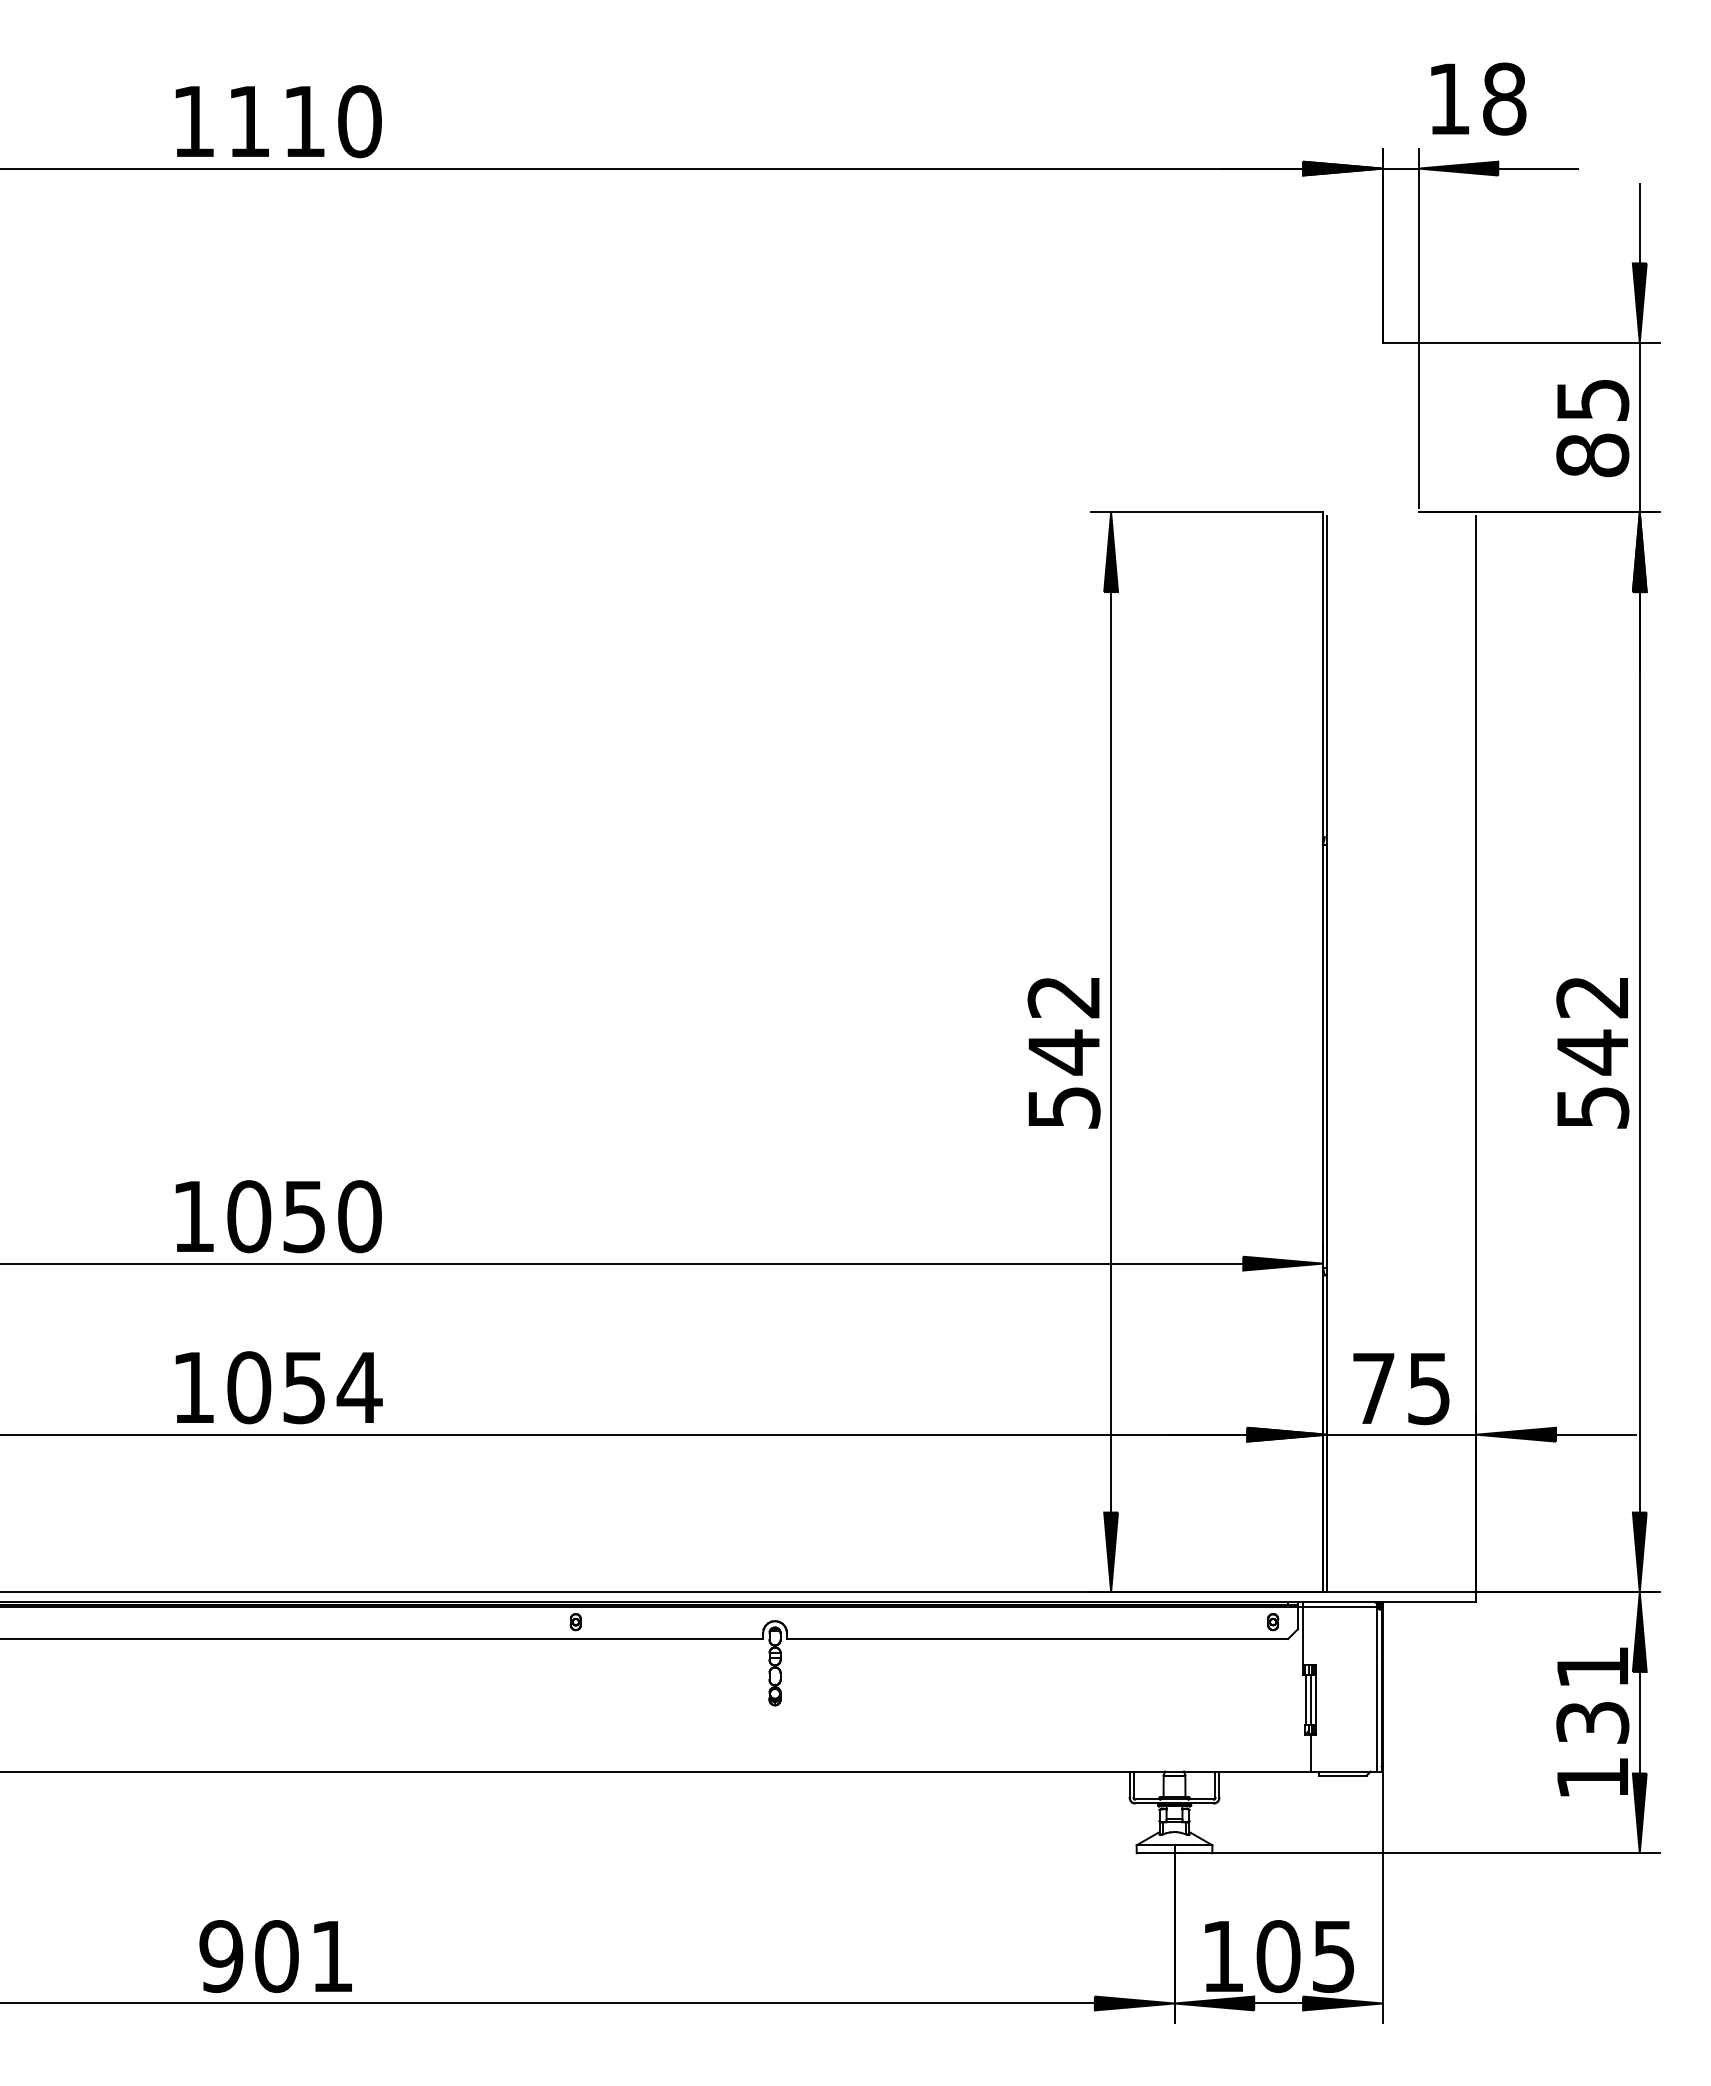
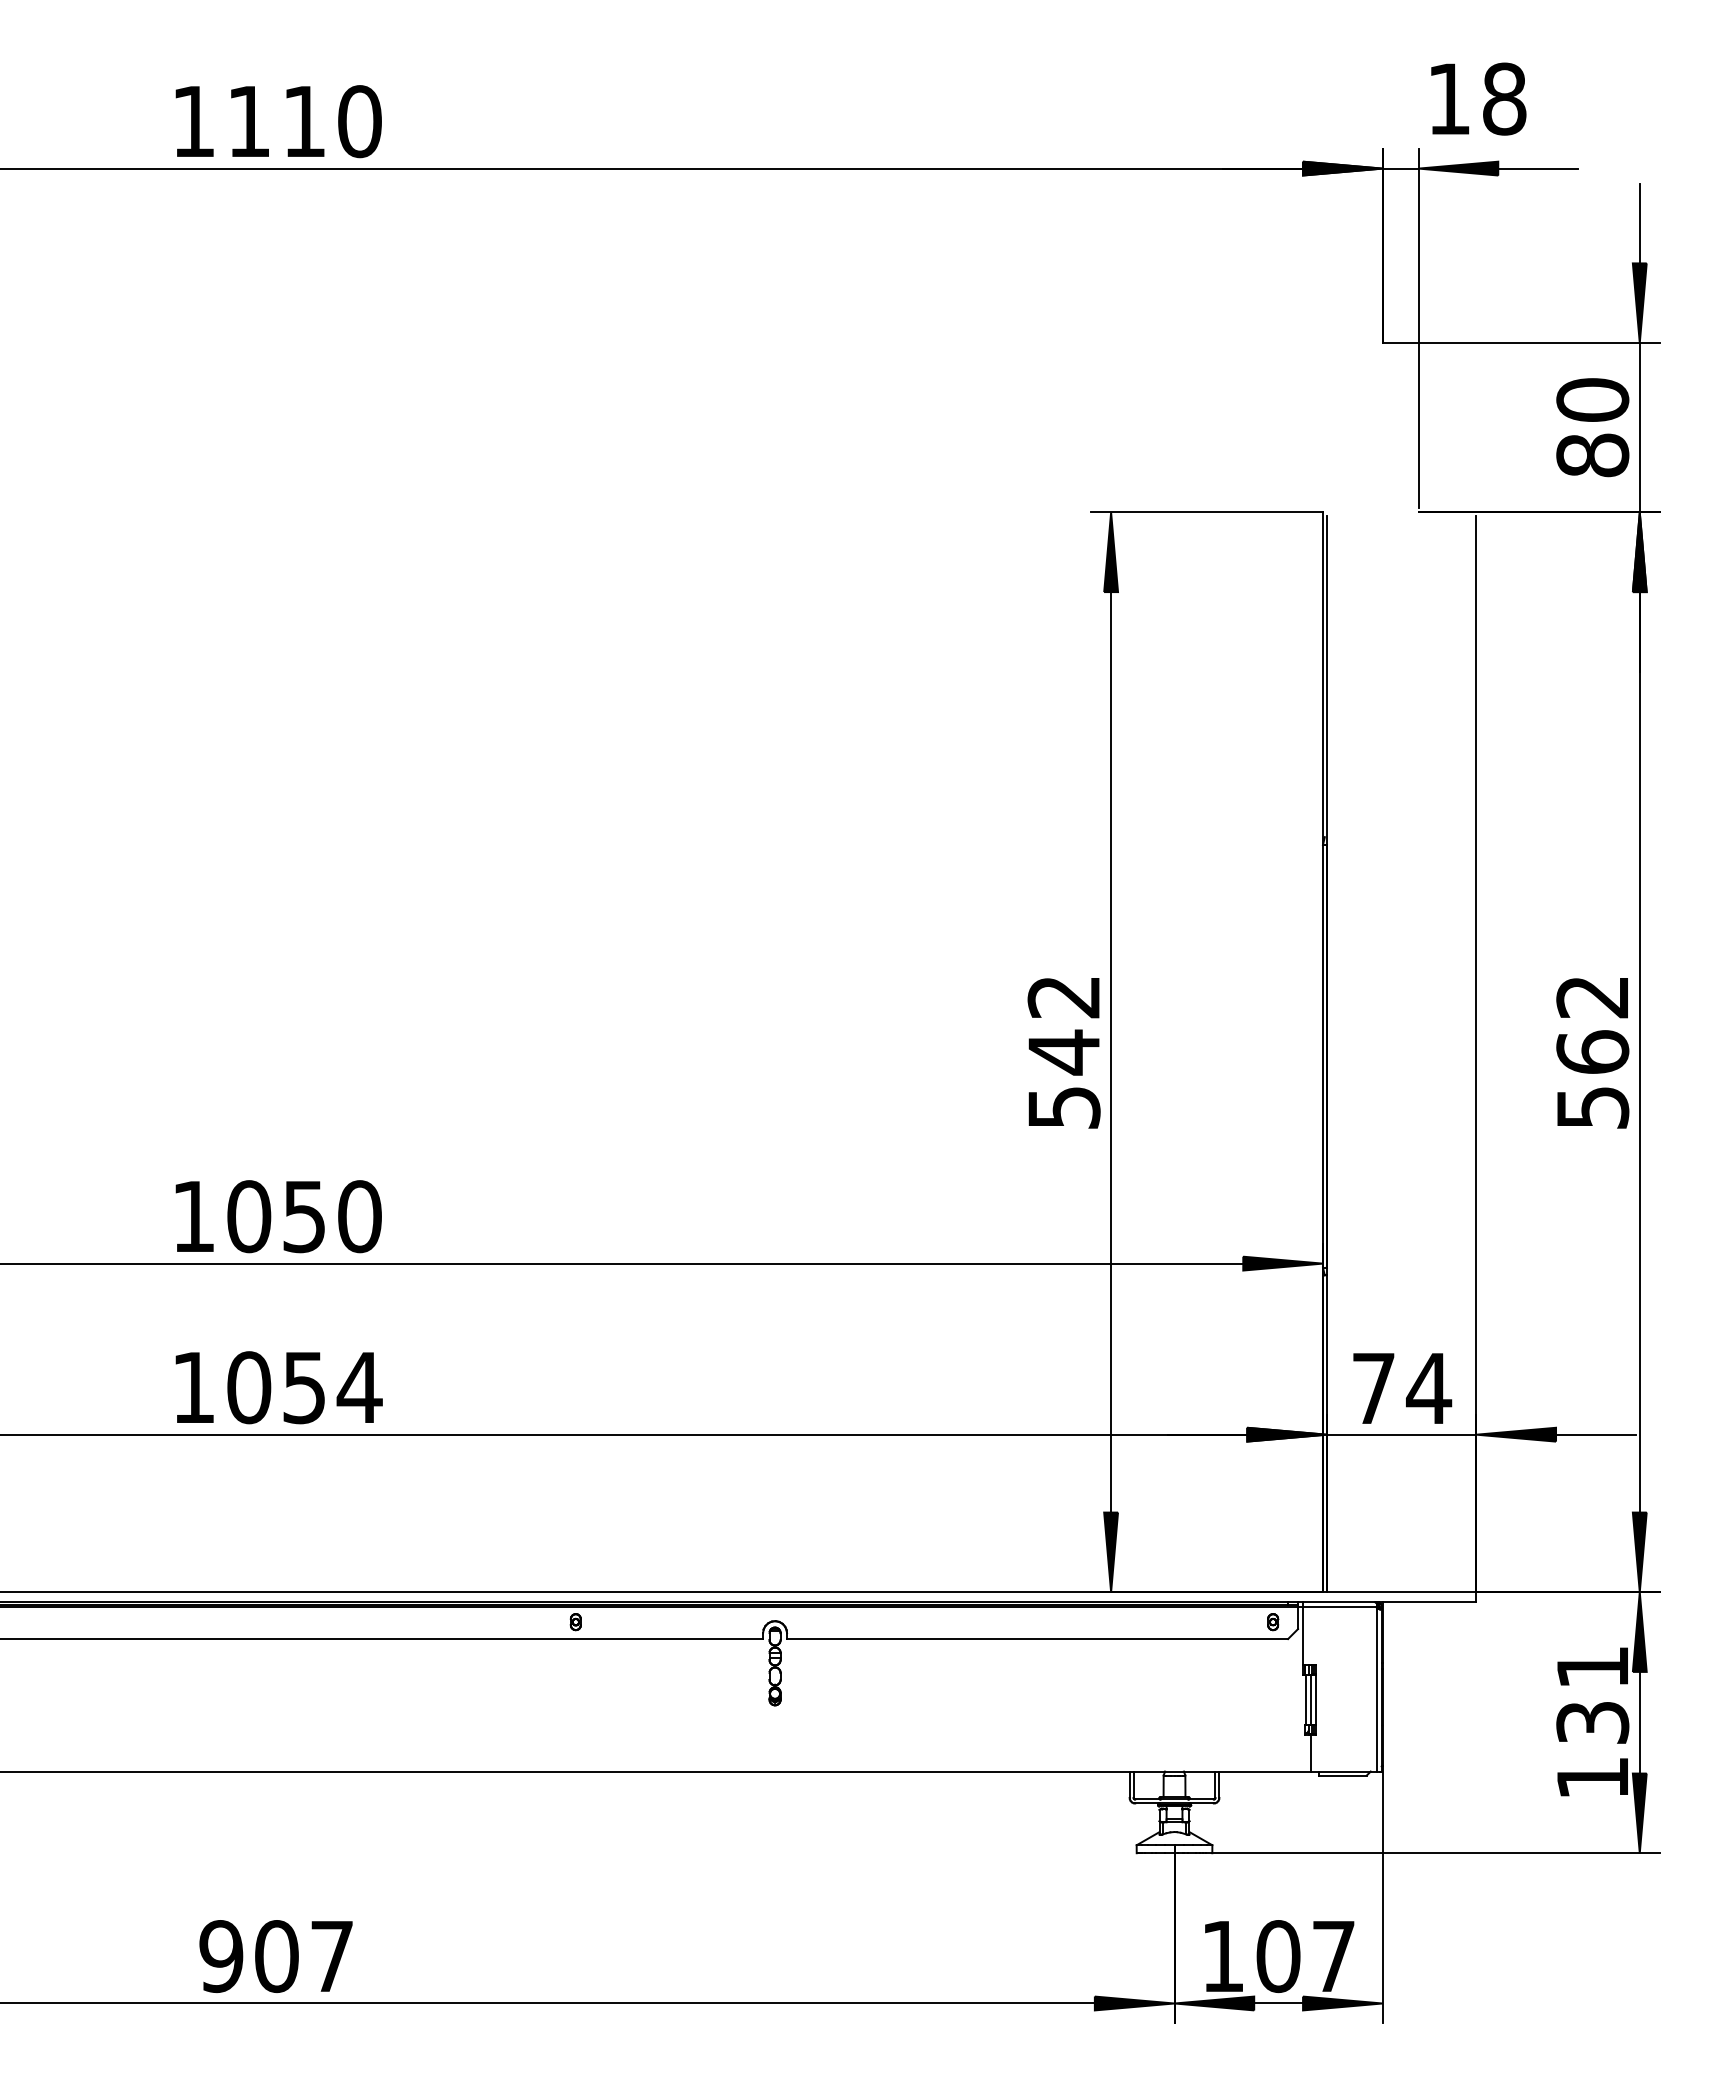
text: 85 -> 80 (1592, 399)
text: 542 -> 562 (1592, 1052)
text: 75 -> 74 (1429, 1389)
text: 901 -> 907 (331, 1956)
text: 105 -> 107 (1333, 1957)
